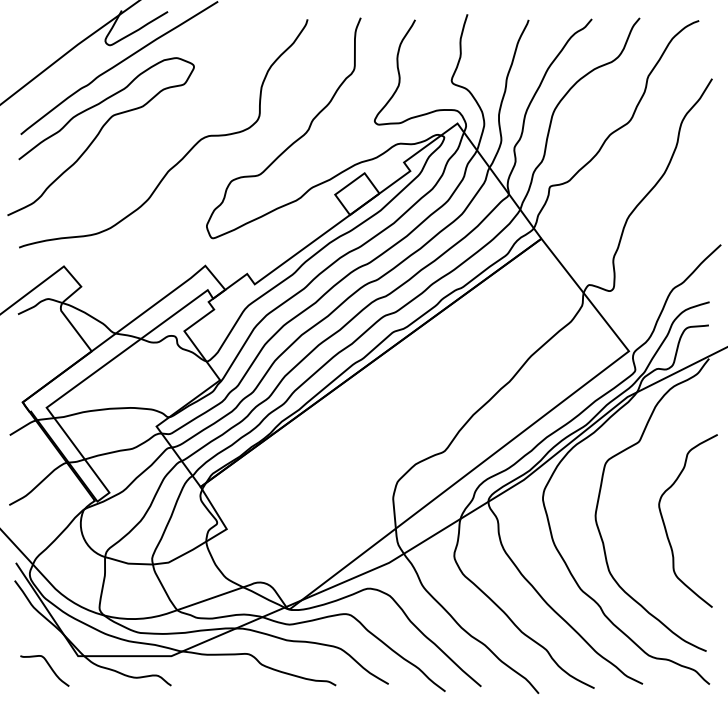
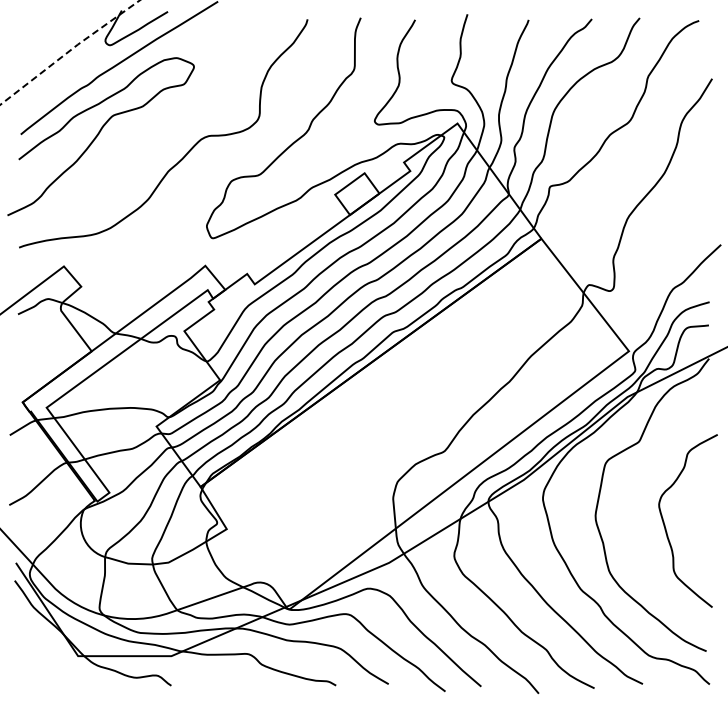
line: solid -> dashed (69, 51)
curve: present -> none (49, 667)
